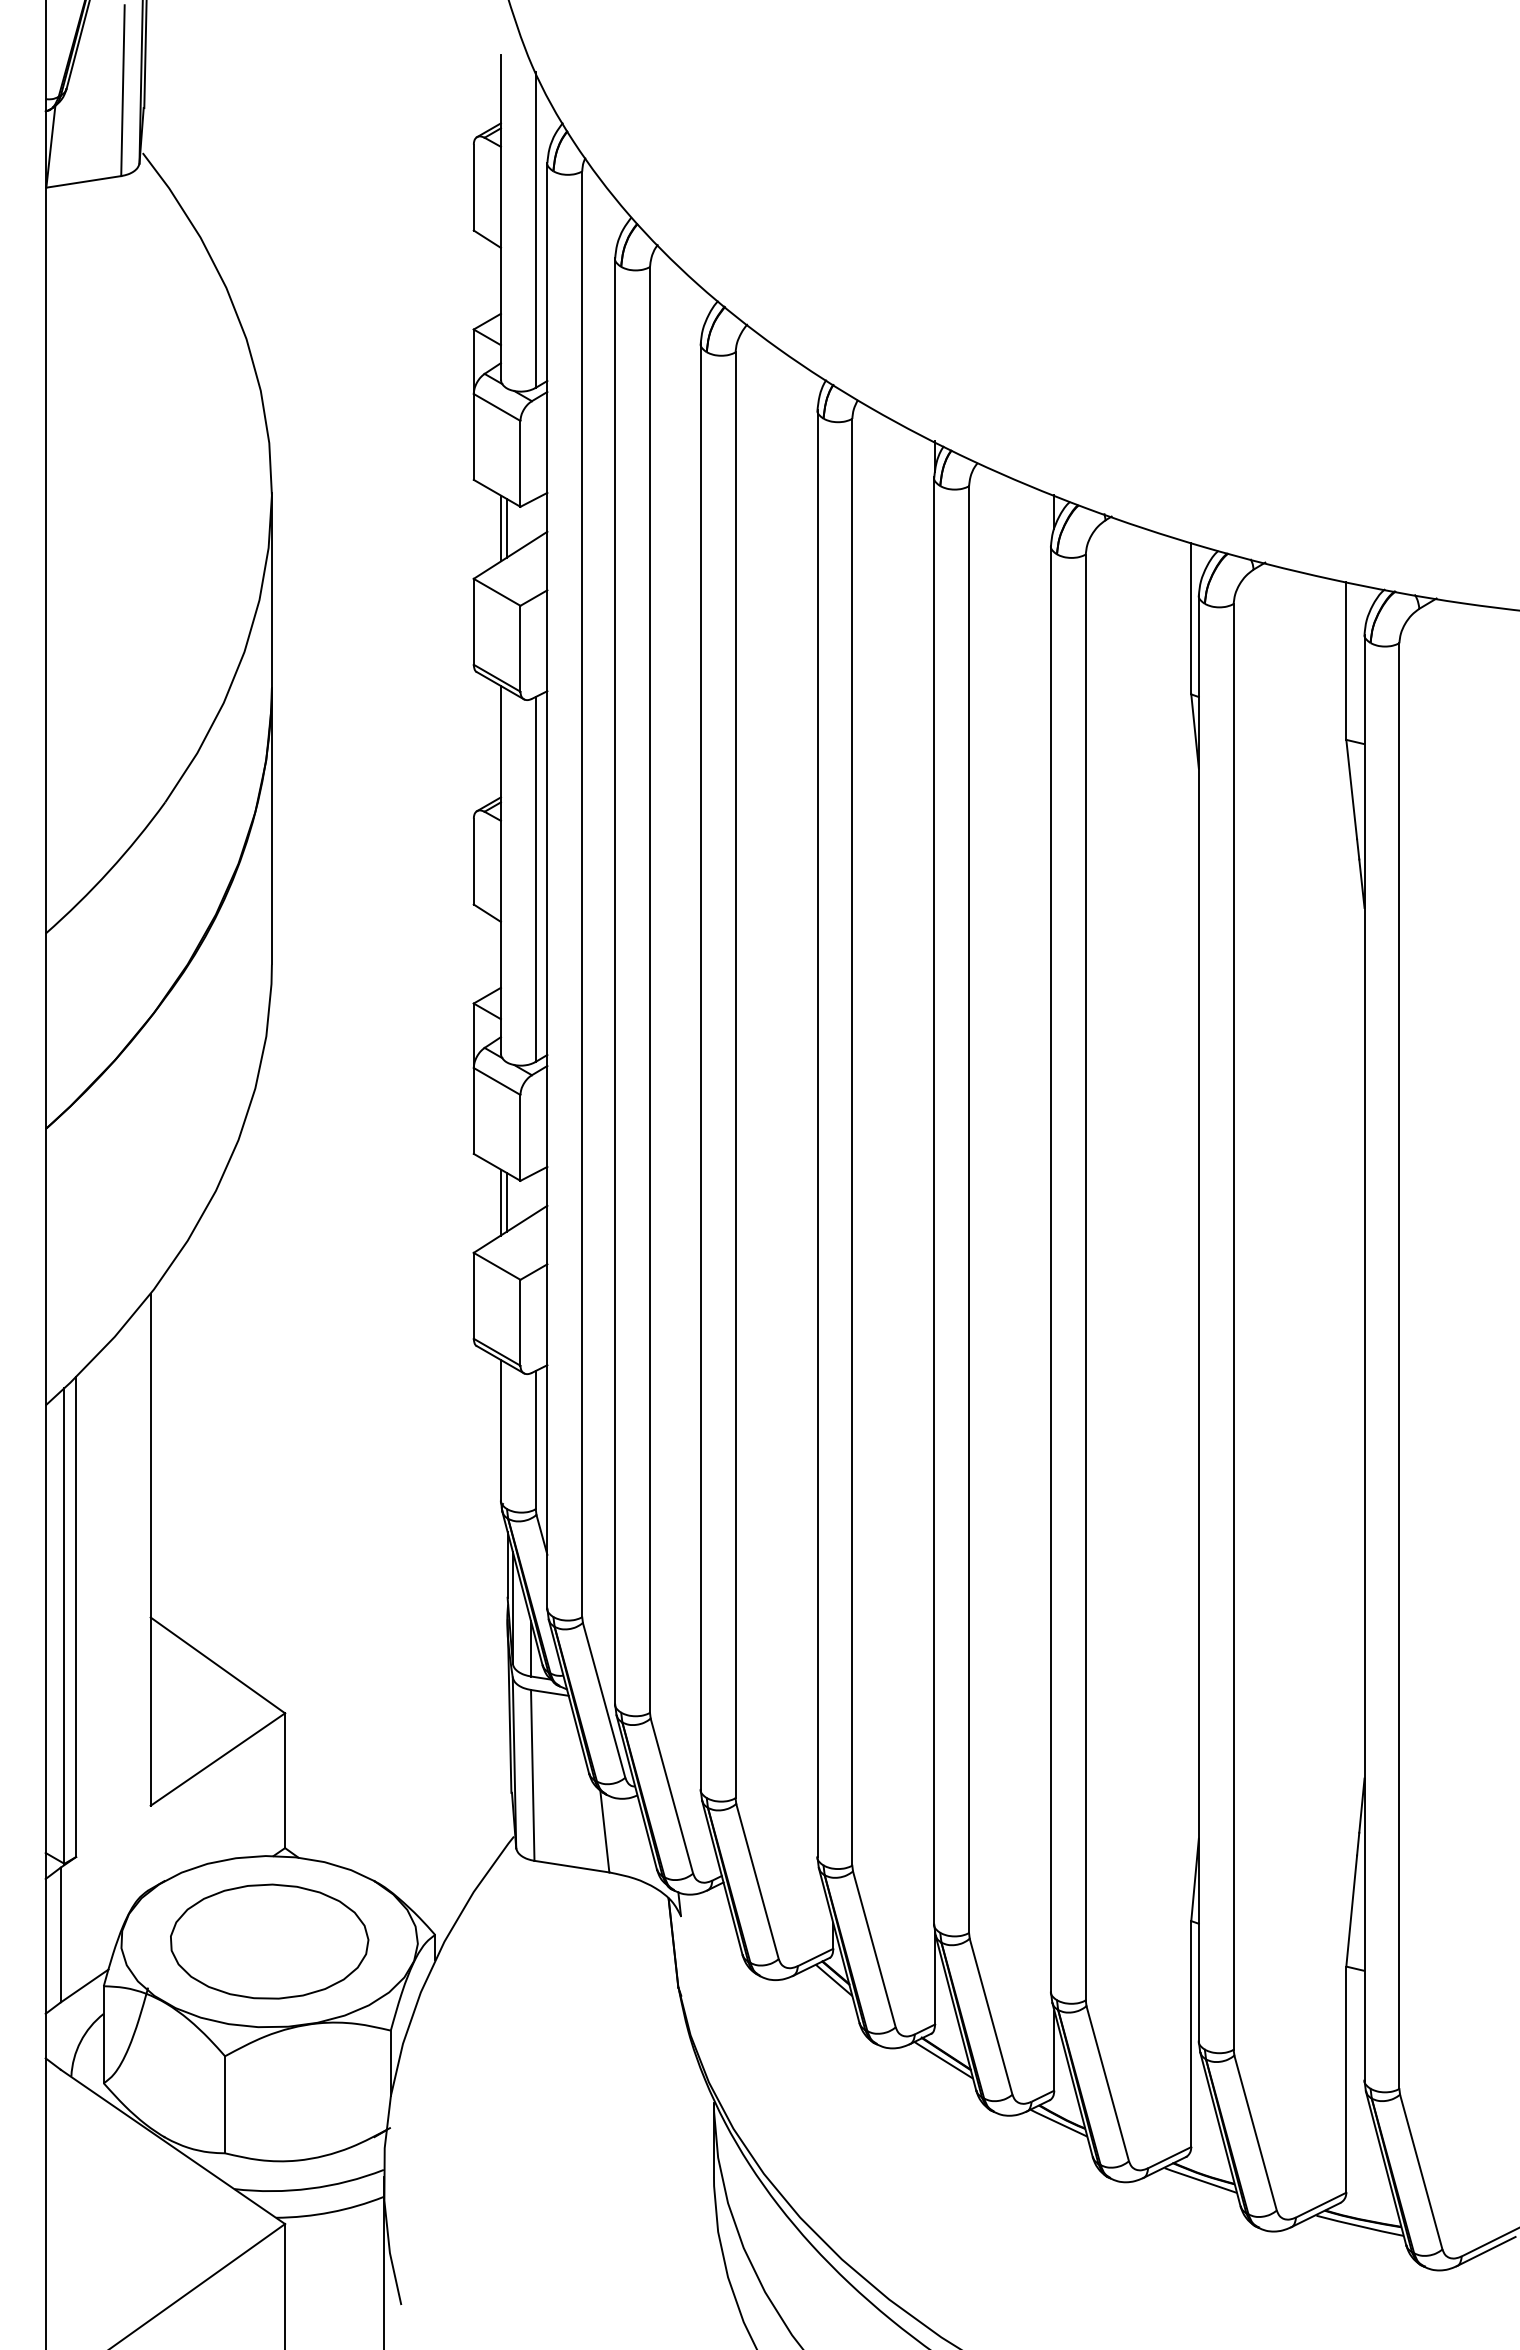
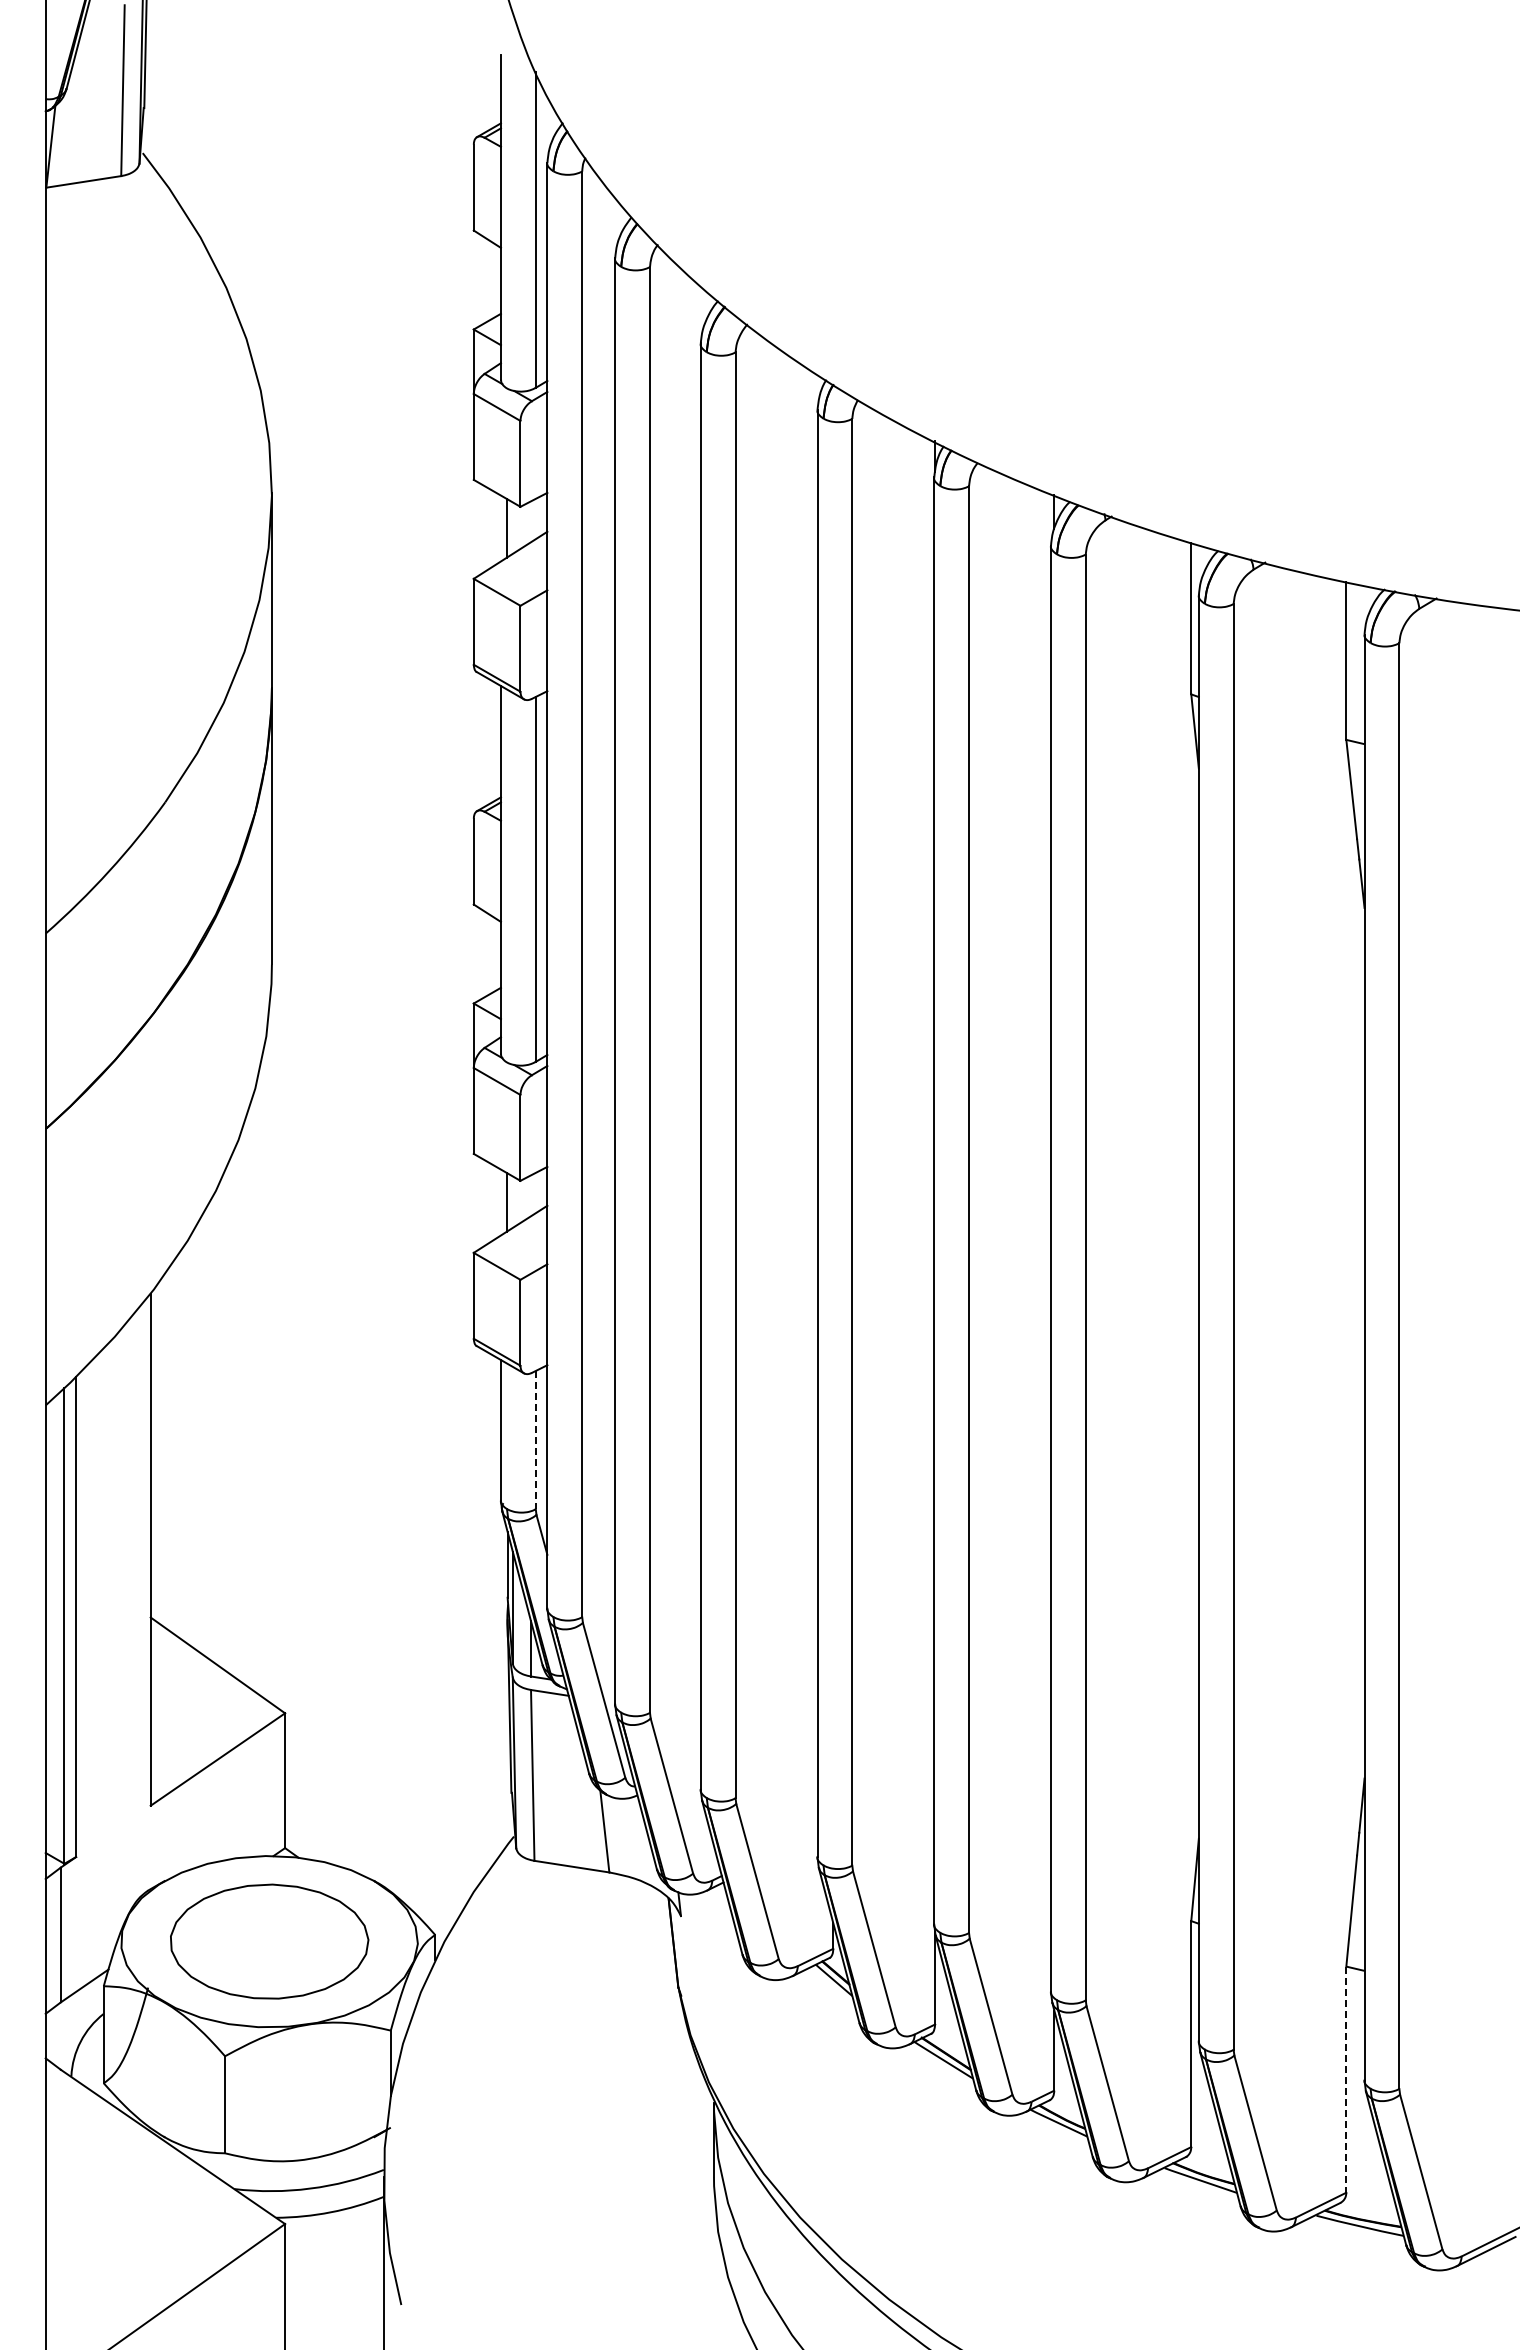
line: present -> none (500, 528)
line: present -> none (500, 1202)
line: solid -> dashed (535, 1440)
line: solid -> dashed (1346, 2080)
